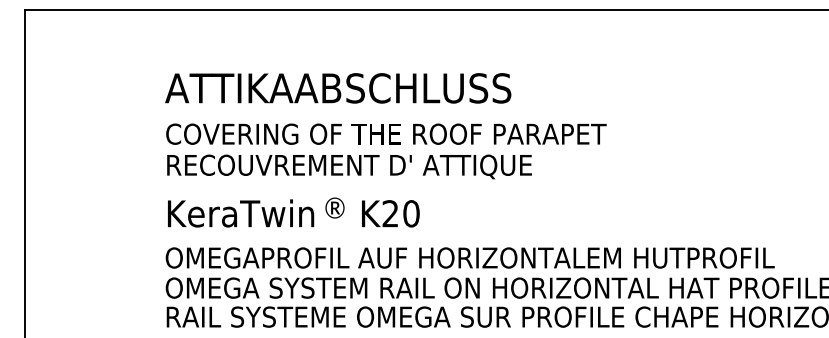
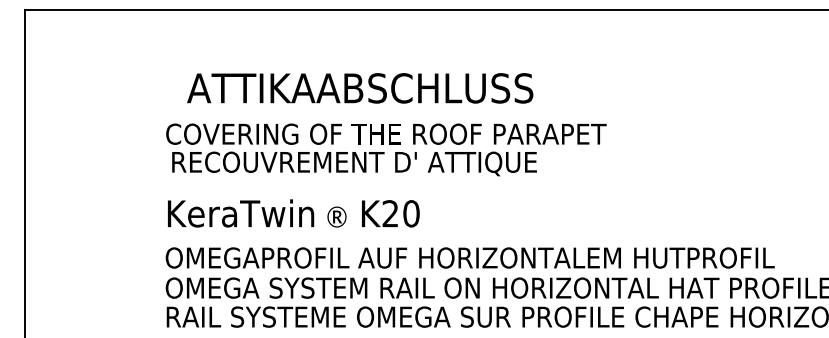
text position: (338, 88) -> (360, 88) (360, 88)
text position: (349, 166) -> (354, 163) (354, 163)
text position: (334, 207) -> (336, 216) (336, 216)
